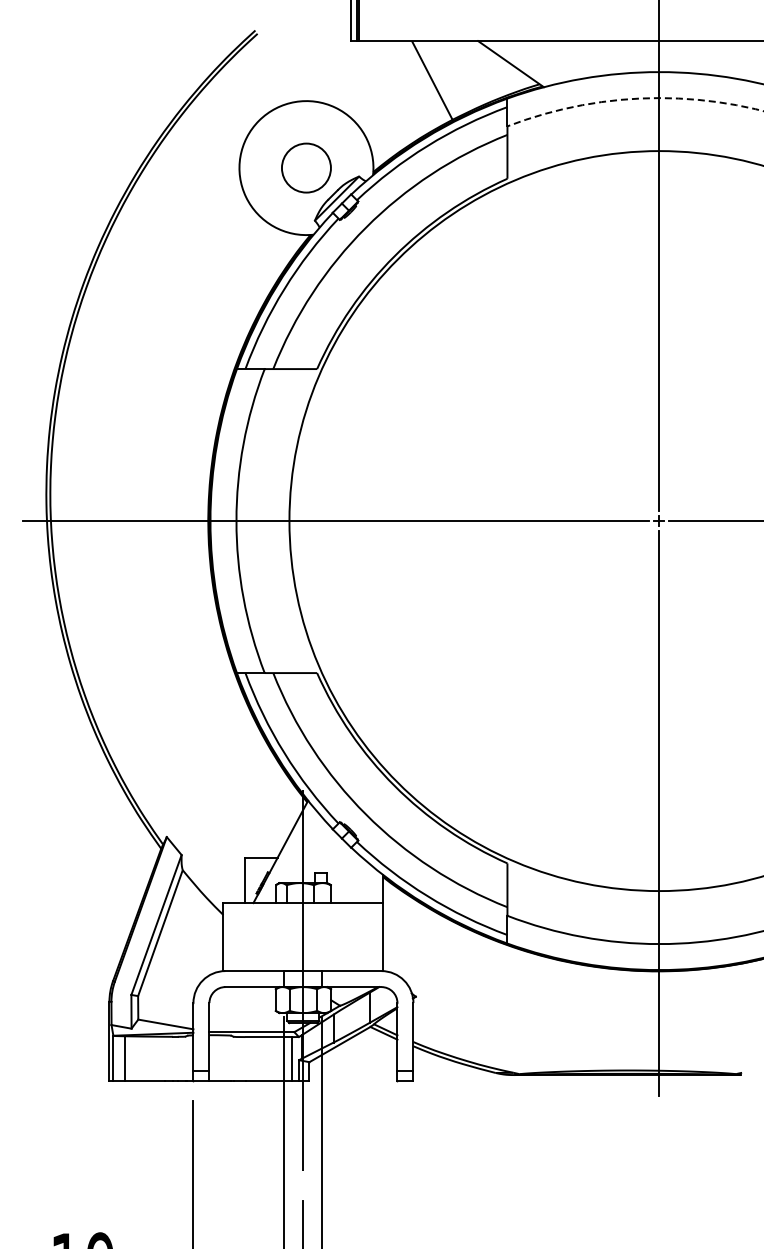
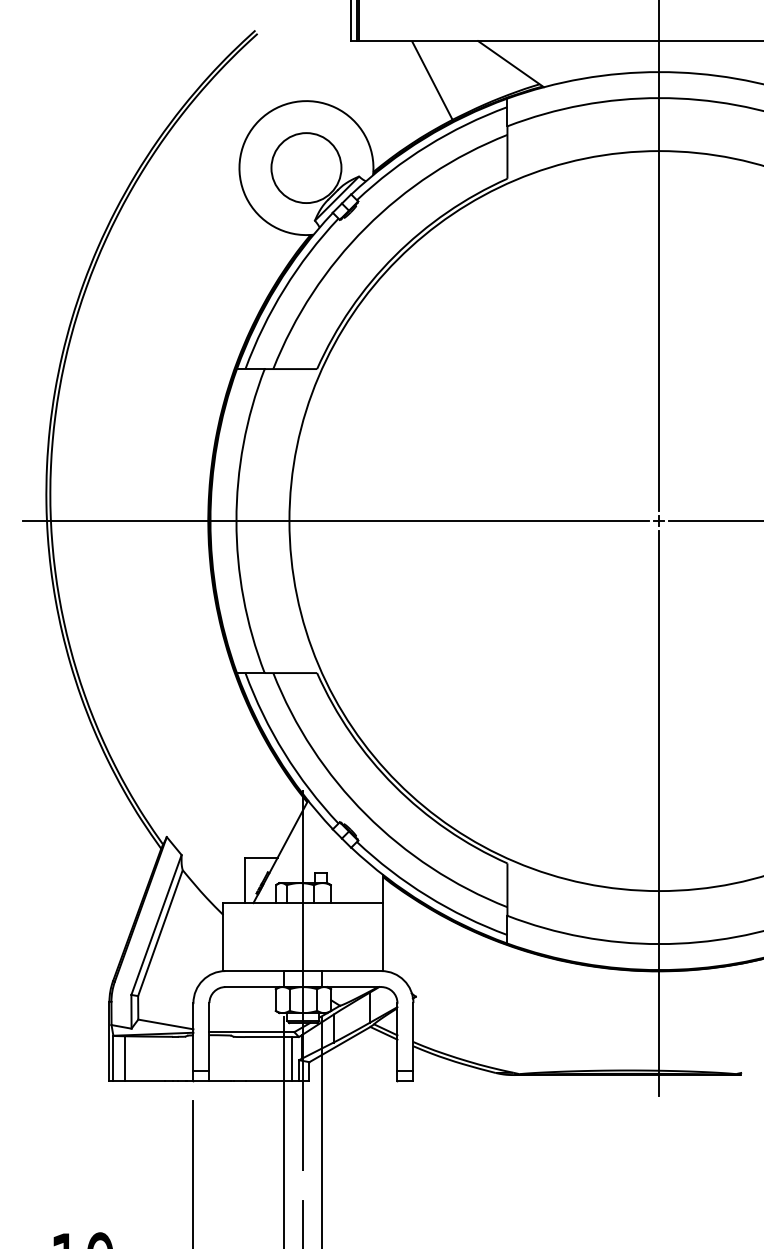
arc: dashed -> solid (635, 98)
circle diameter: 49 px -> 70 px (306, 168)
